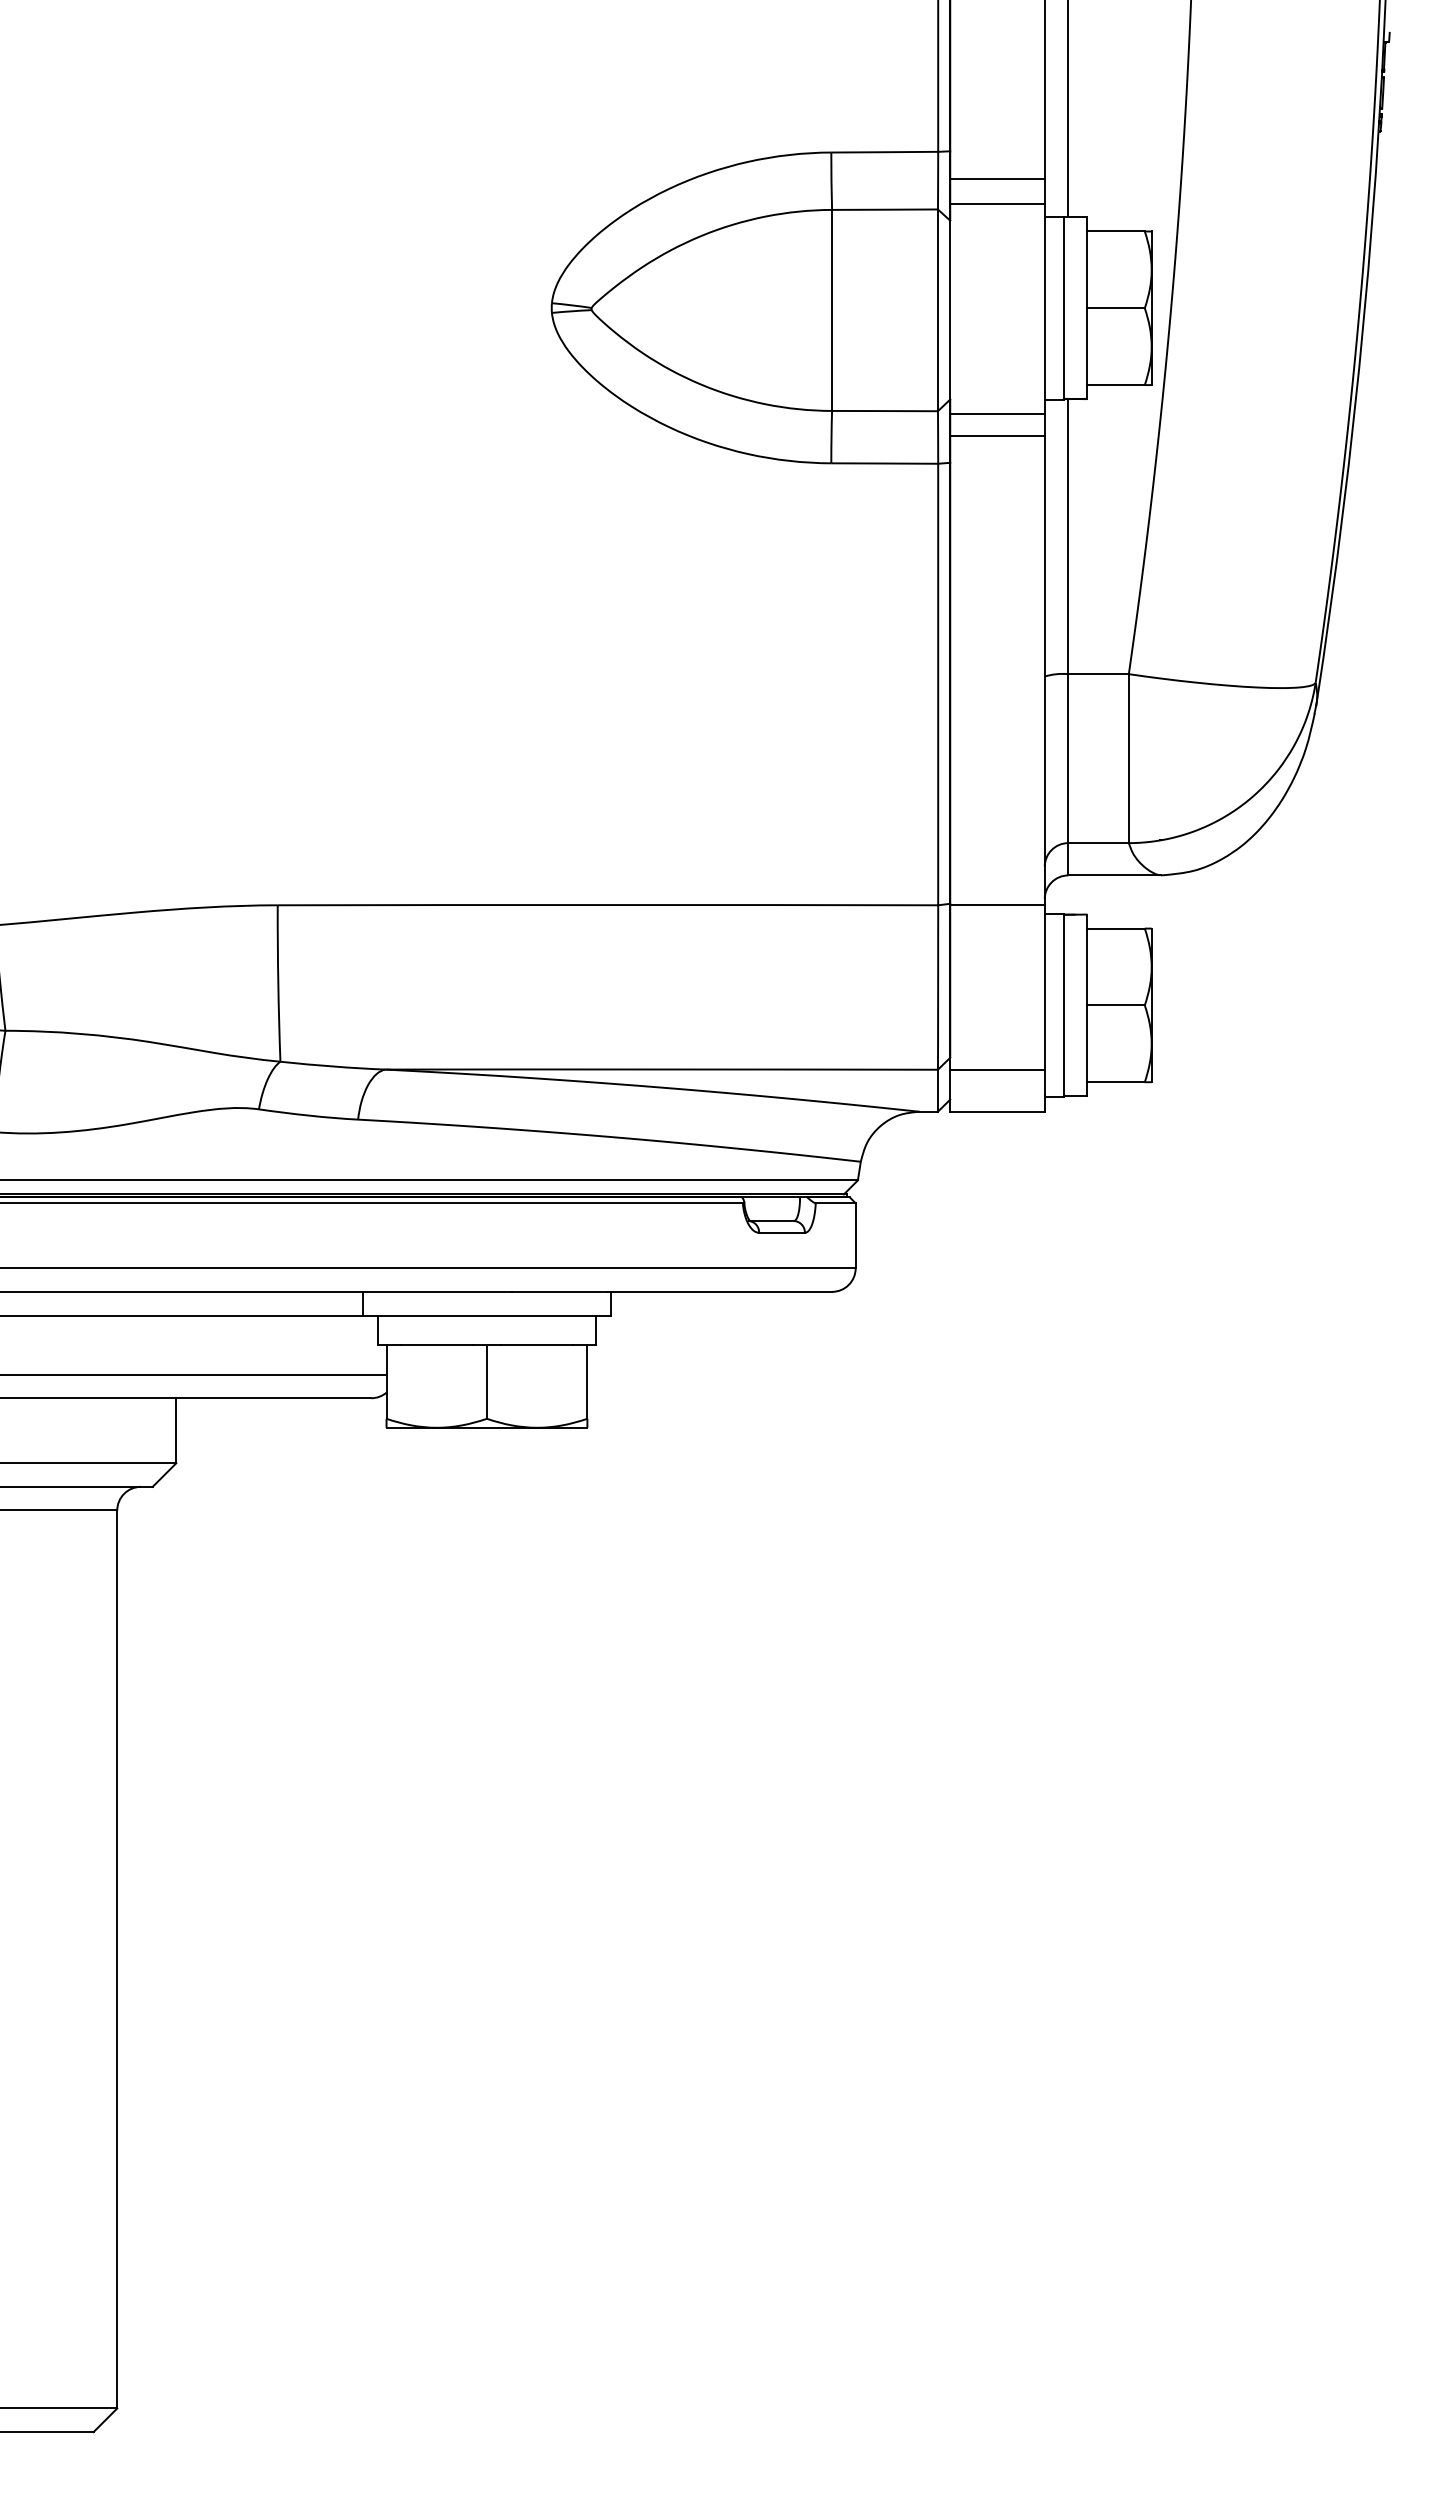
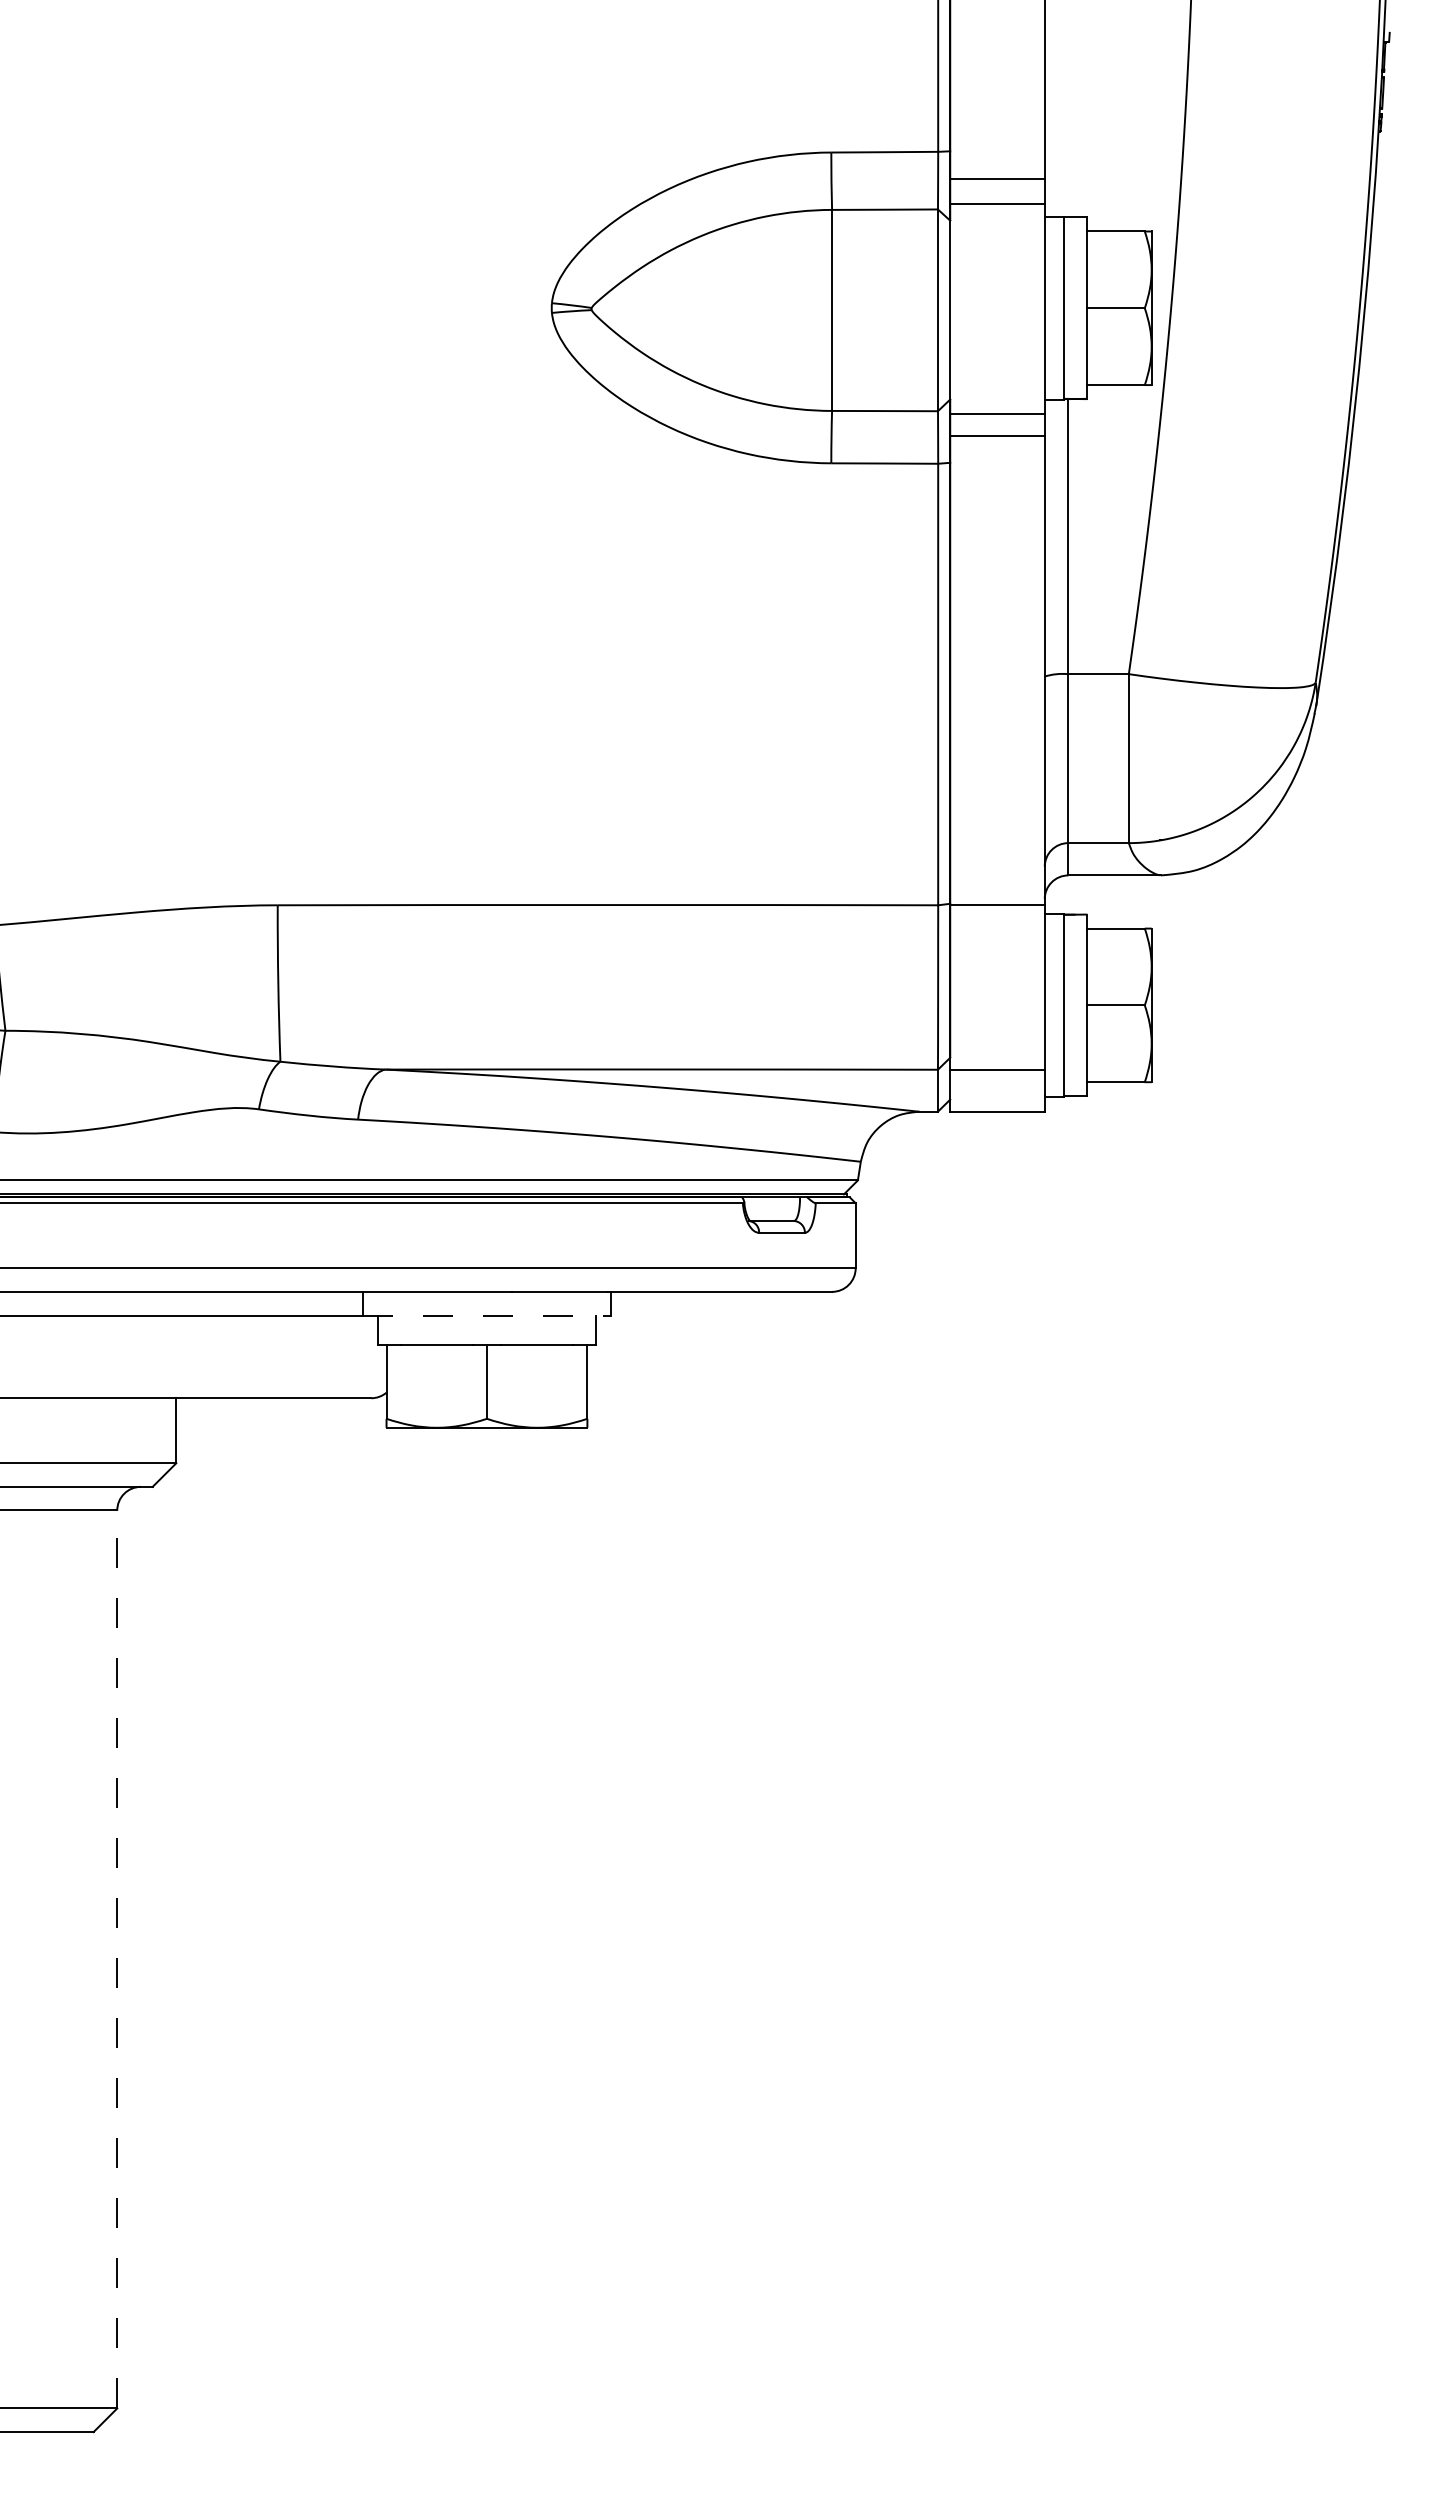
line: present -> none (1068, 109)
line: solid -> dashed (487, 1315)
line: present -> none (194, 1374)
line: solid -> dashed (117, 1959)
